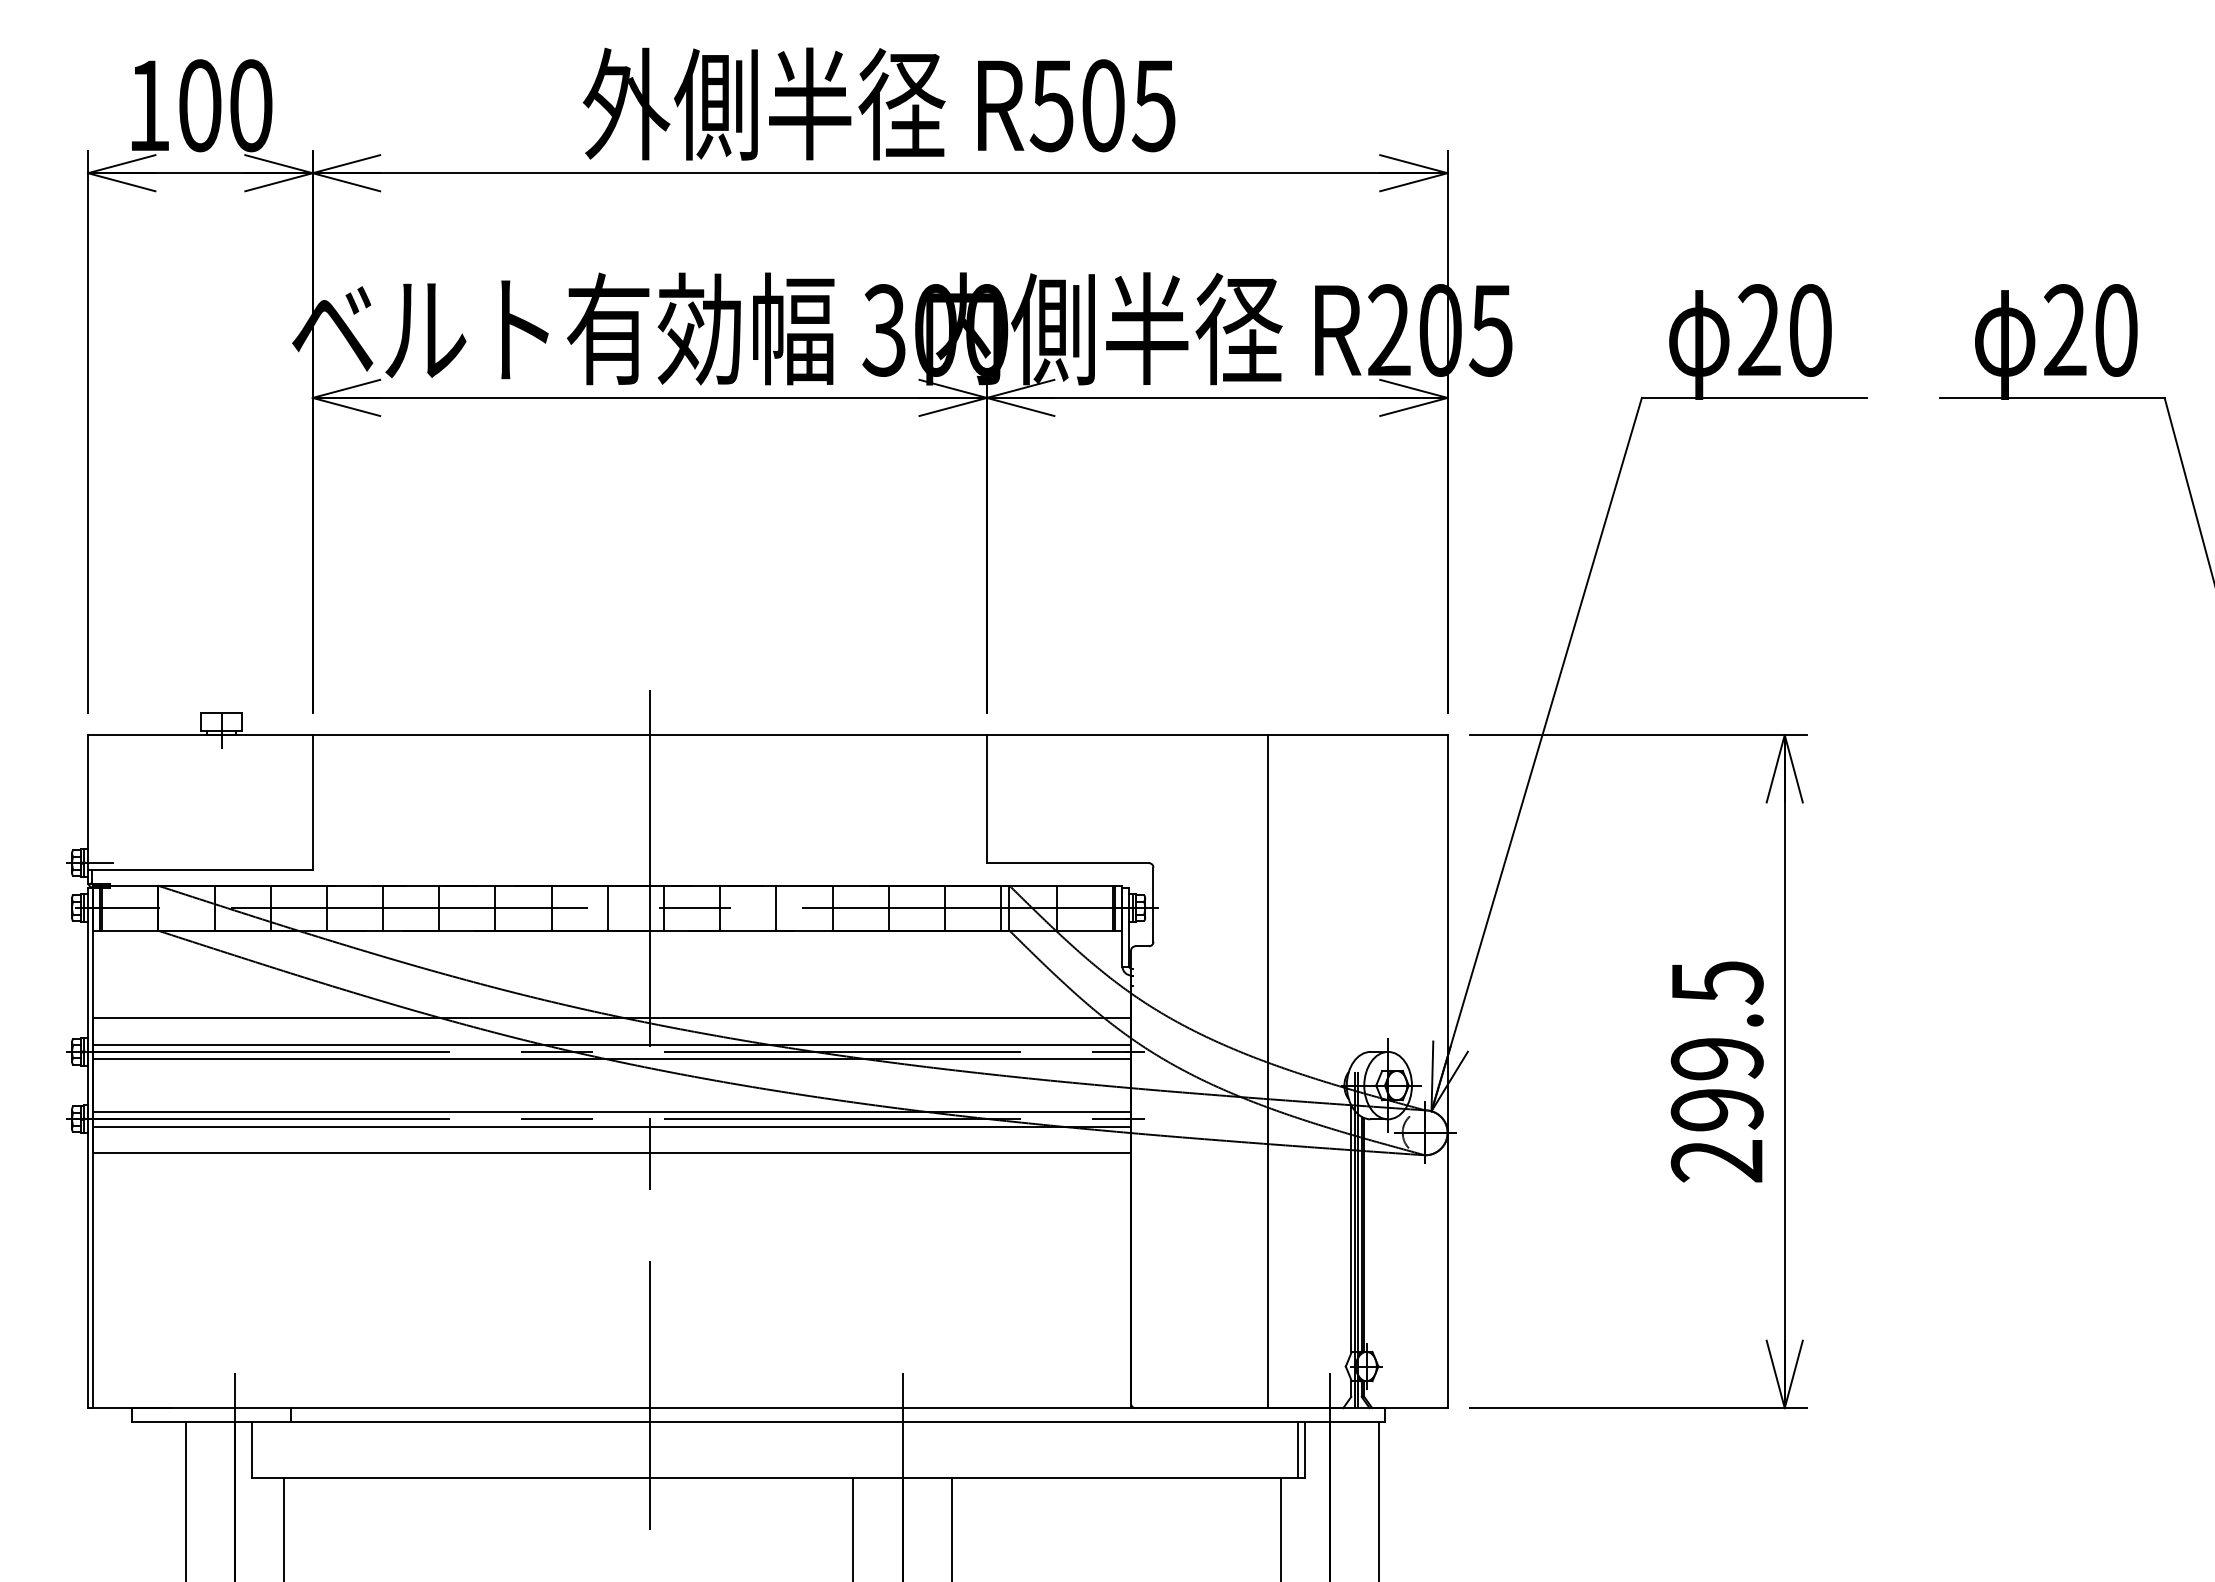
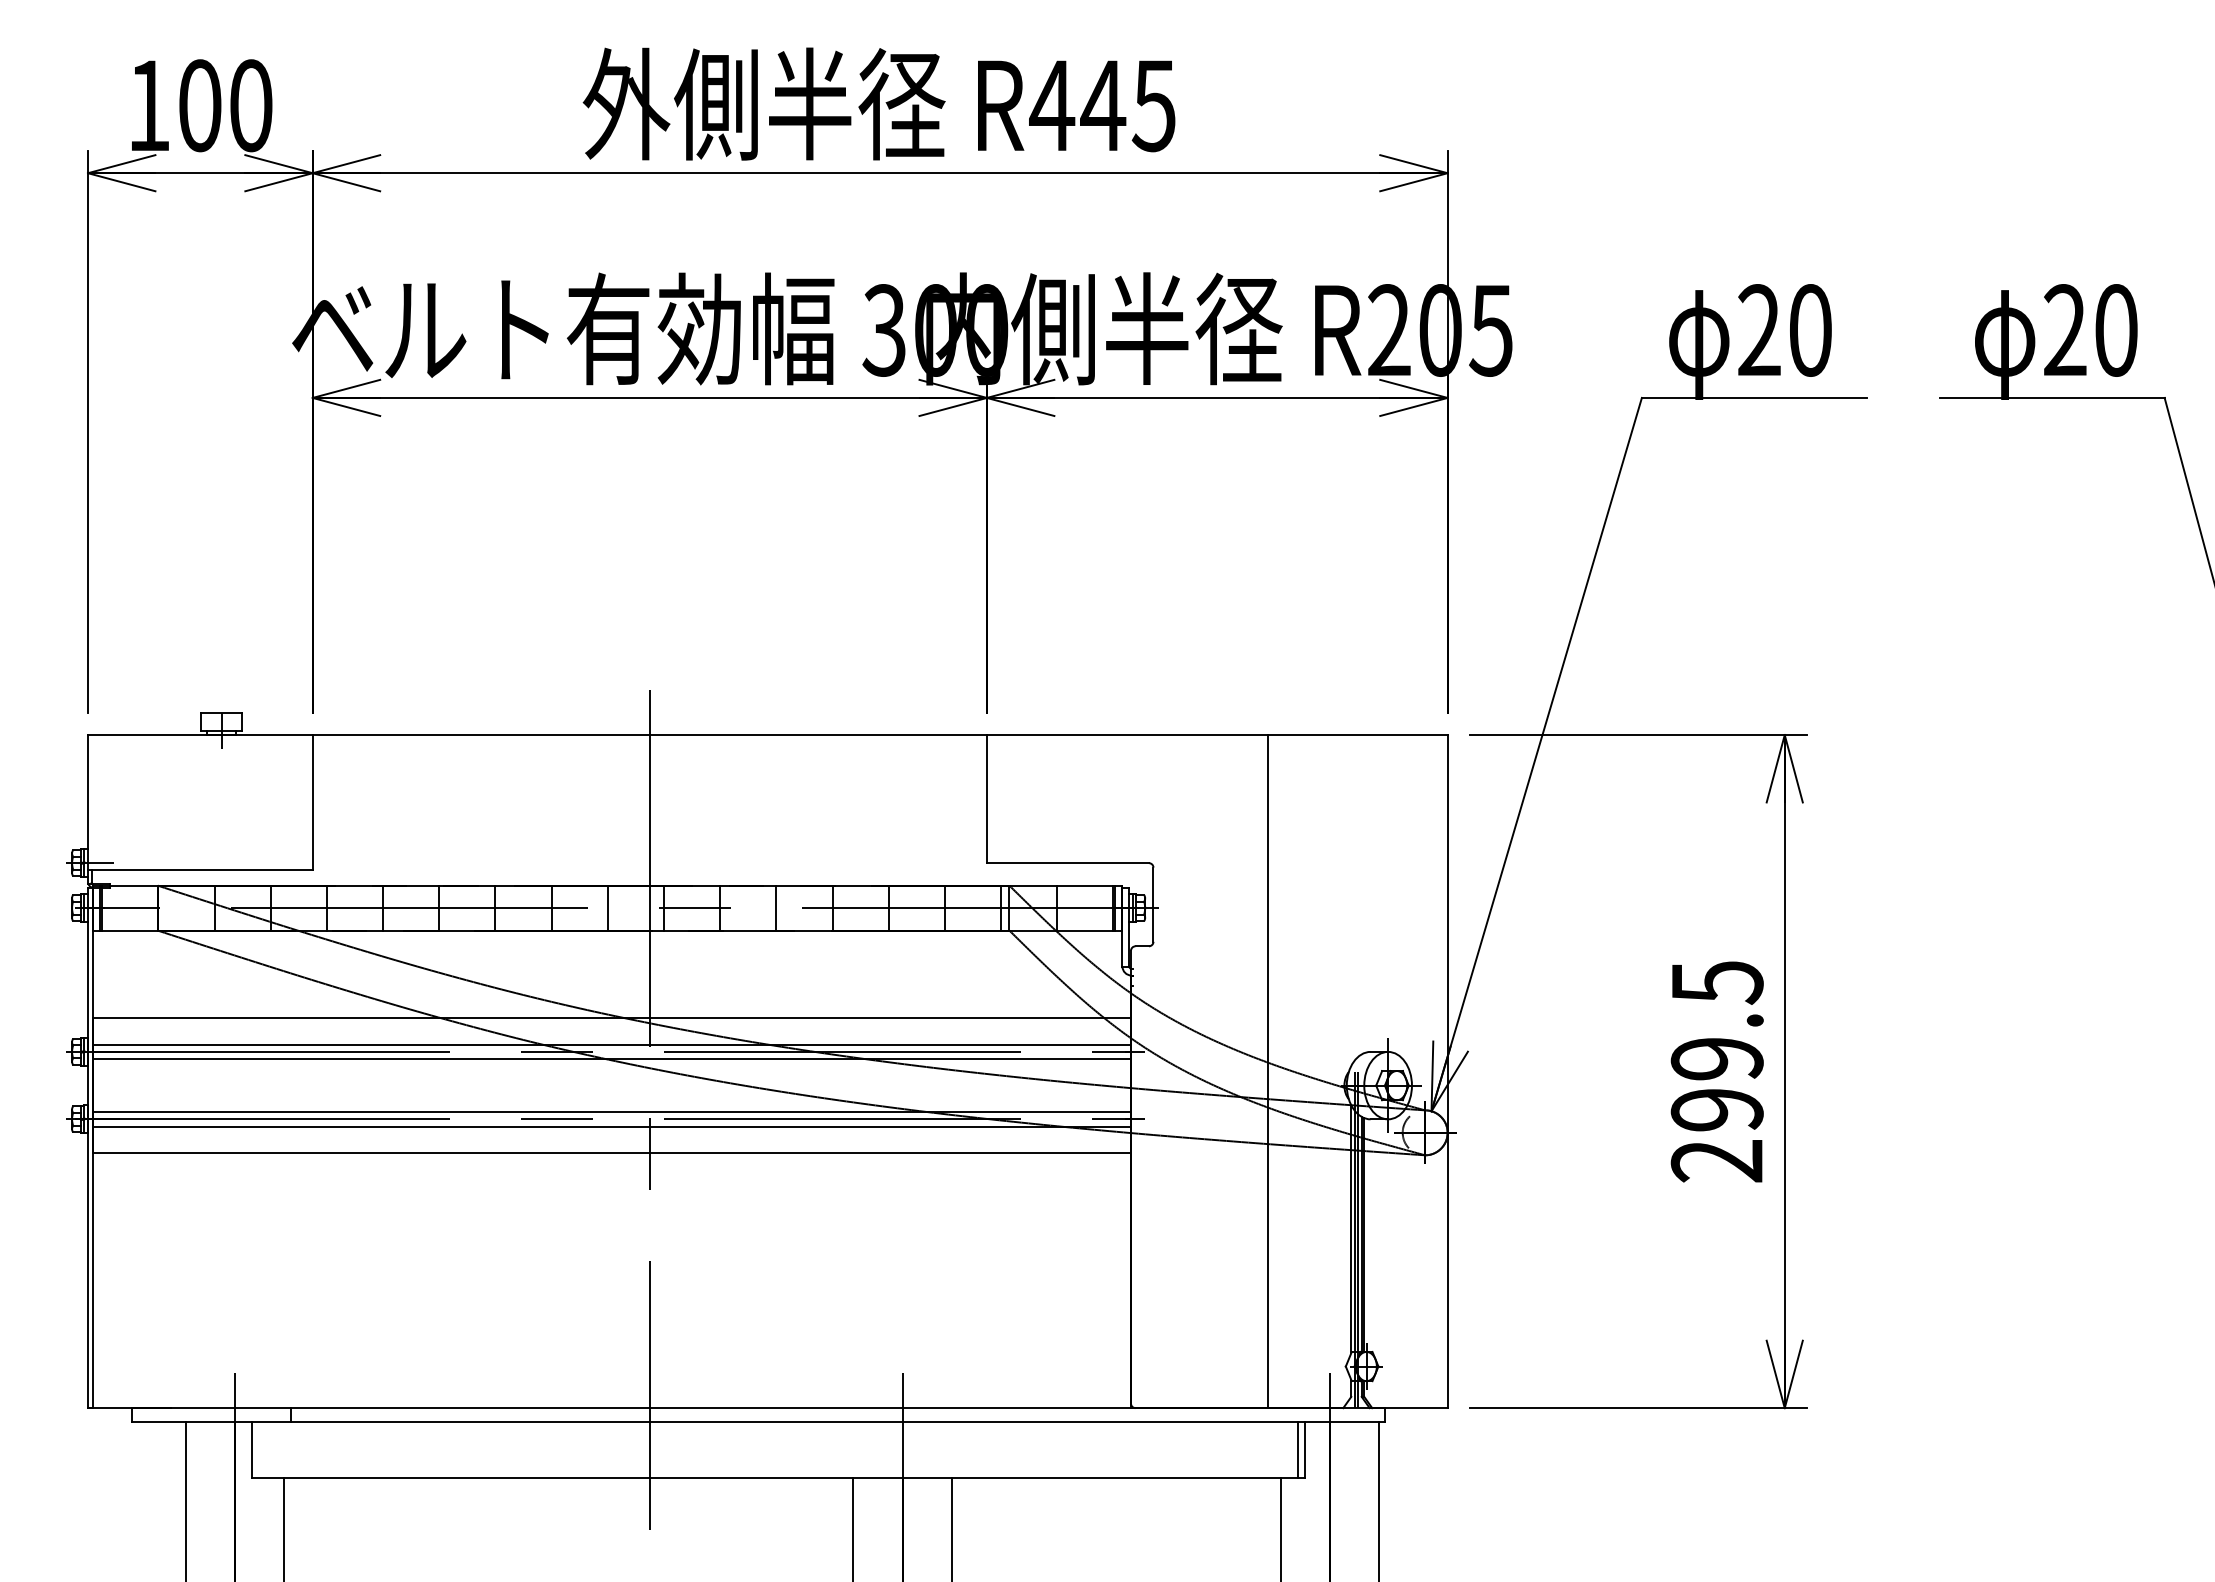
text: R505 -> R445 (1077, 105)
